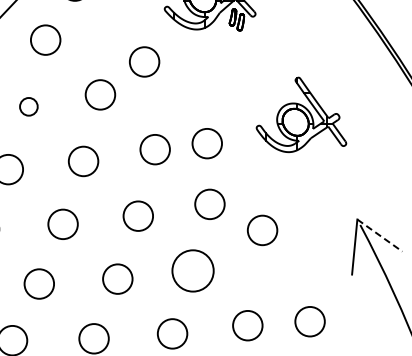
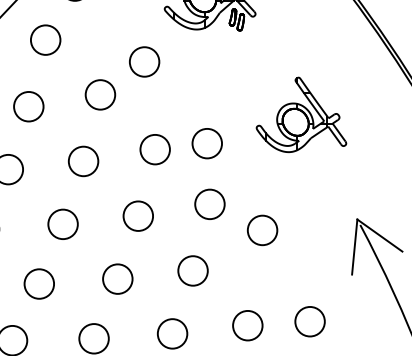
circle size: 20x20 px -> 32x32 px (28, 106)
line: dashed -> solid (379, 235)
circle diameter: 41 px -> 29 px (192, 270)
